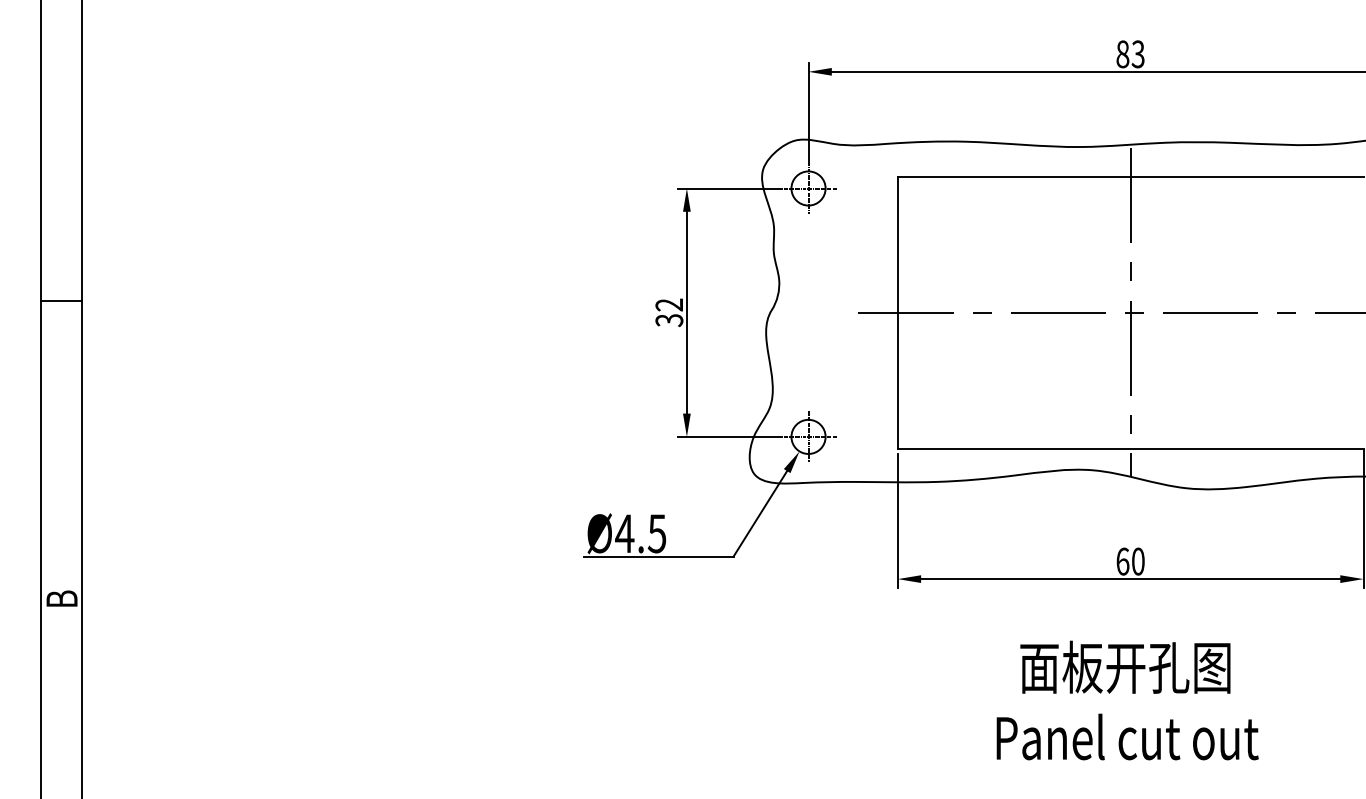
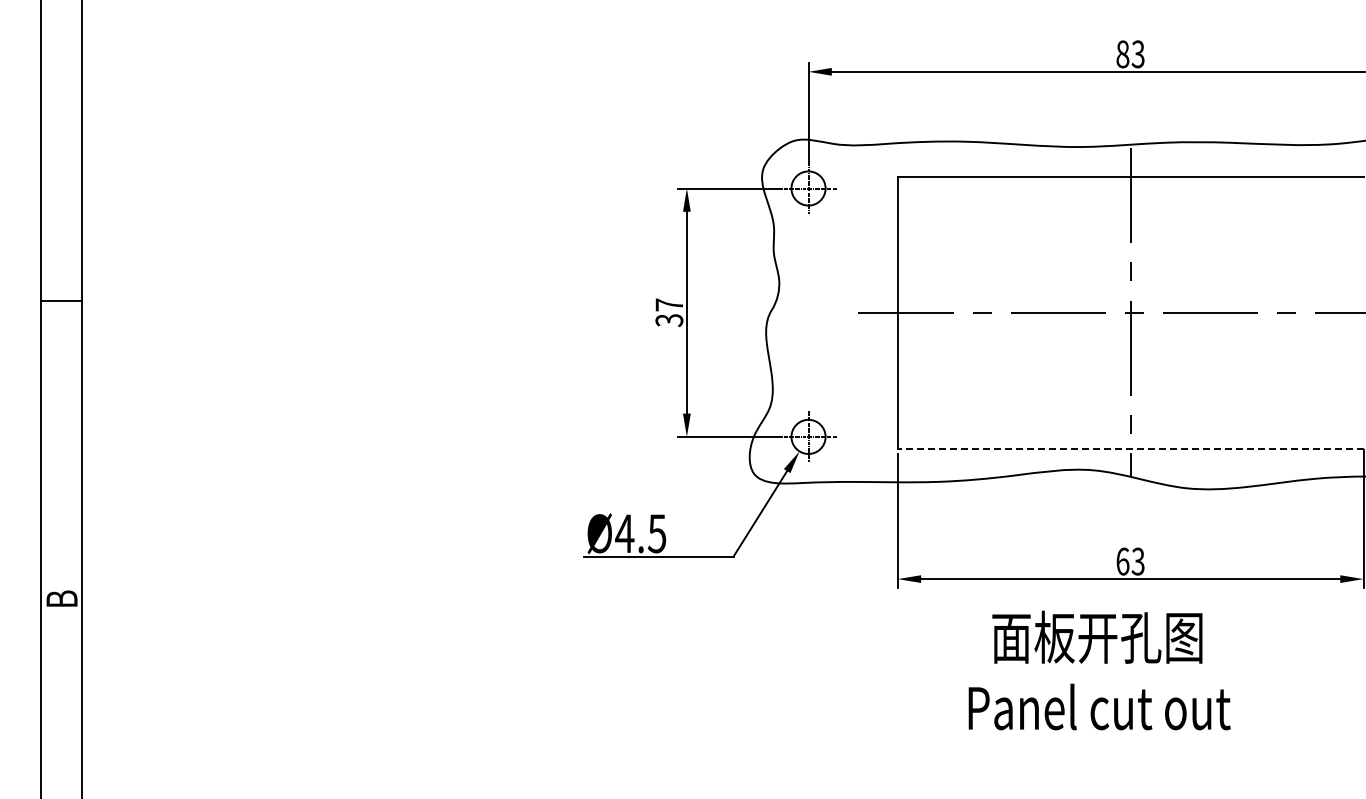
text: 32 -> 37 (668, 304)
line: solid -> dashed (1130, 448)
text: 60 -> 63 (1137, 561)
text position: (1127, 700) -> (1099, 670) (1099, 670)
